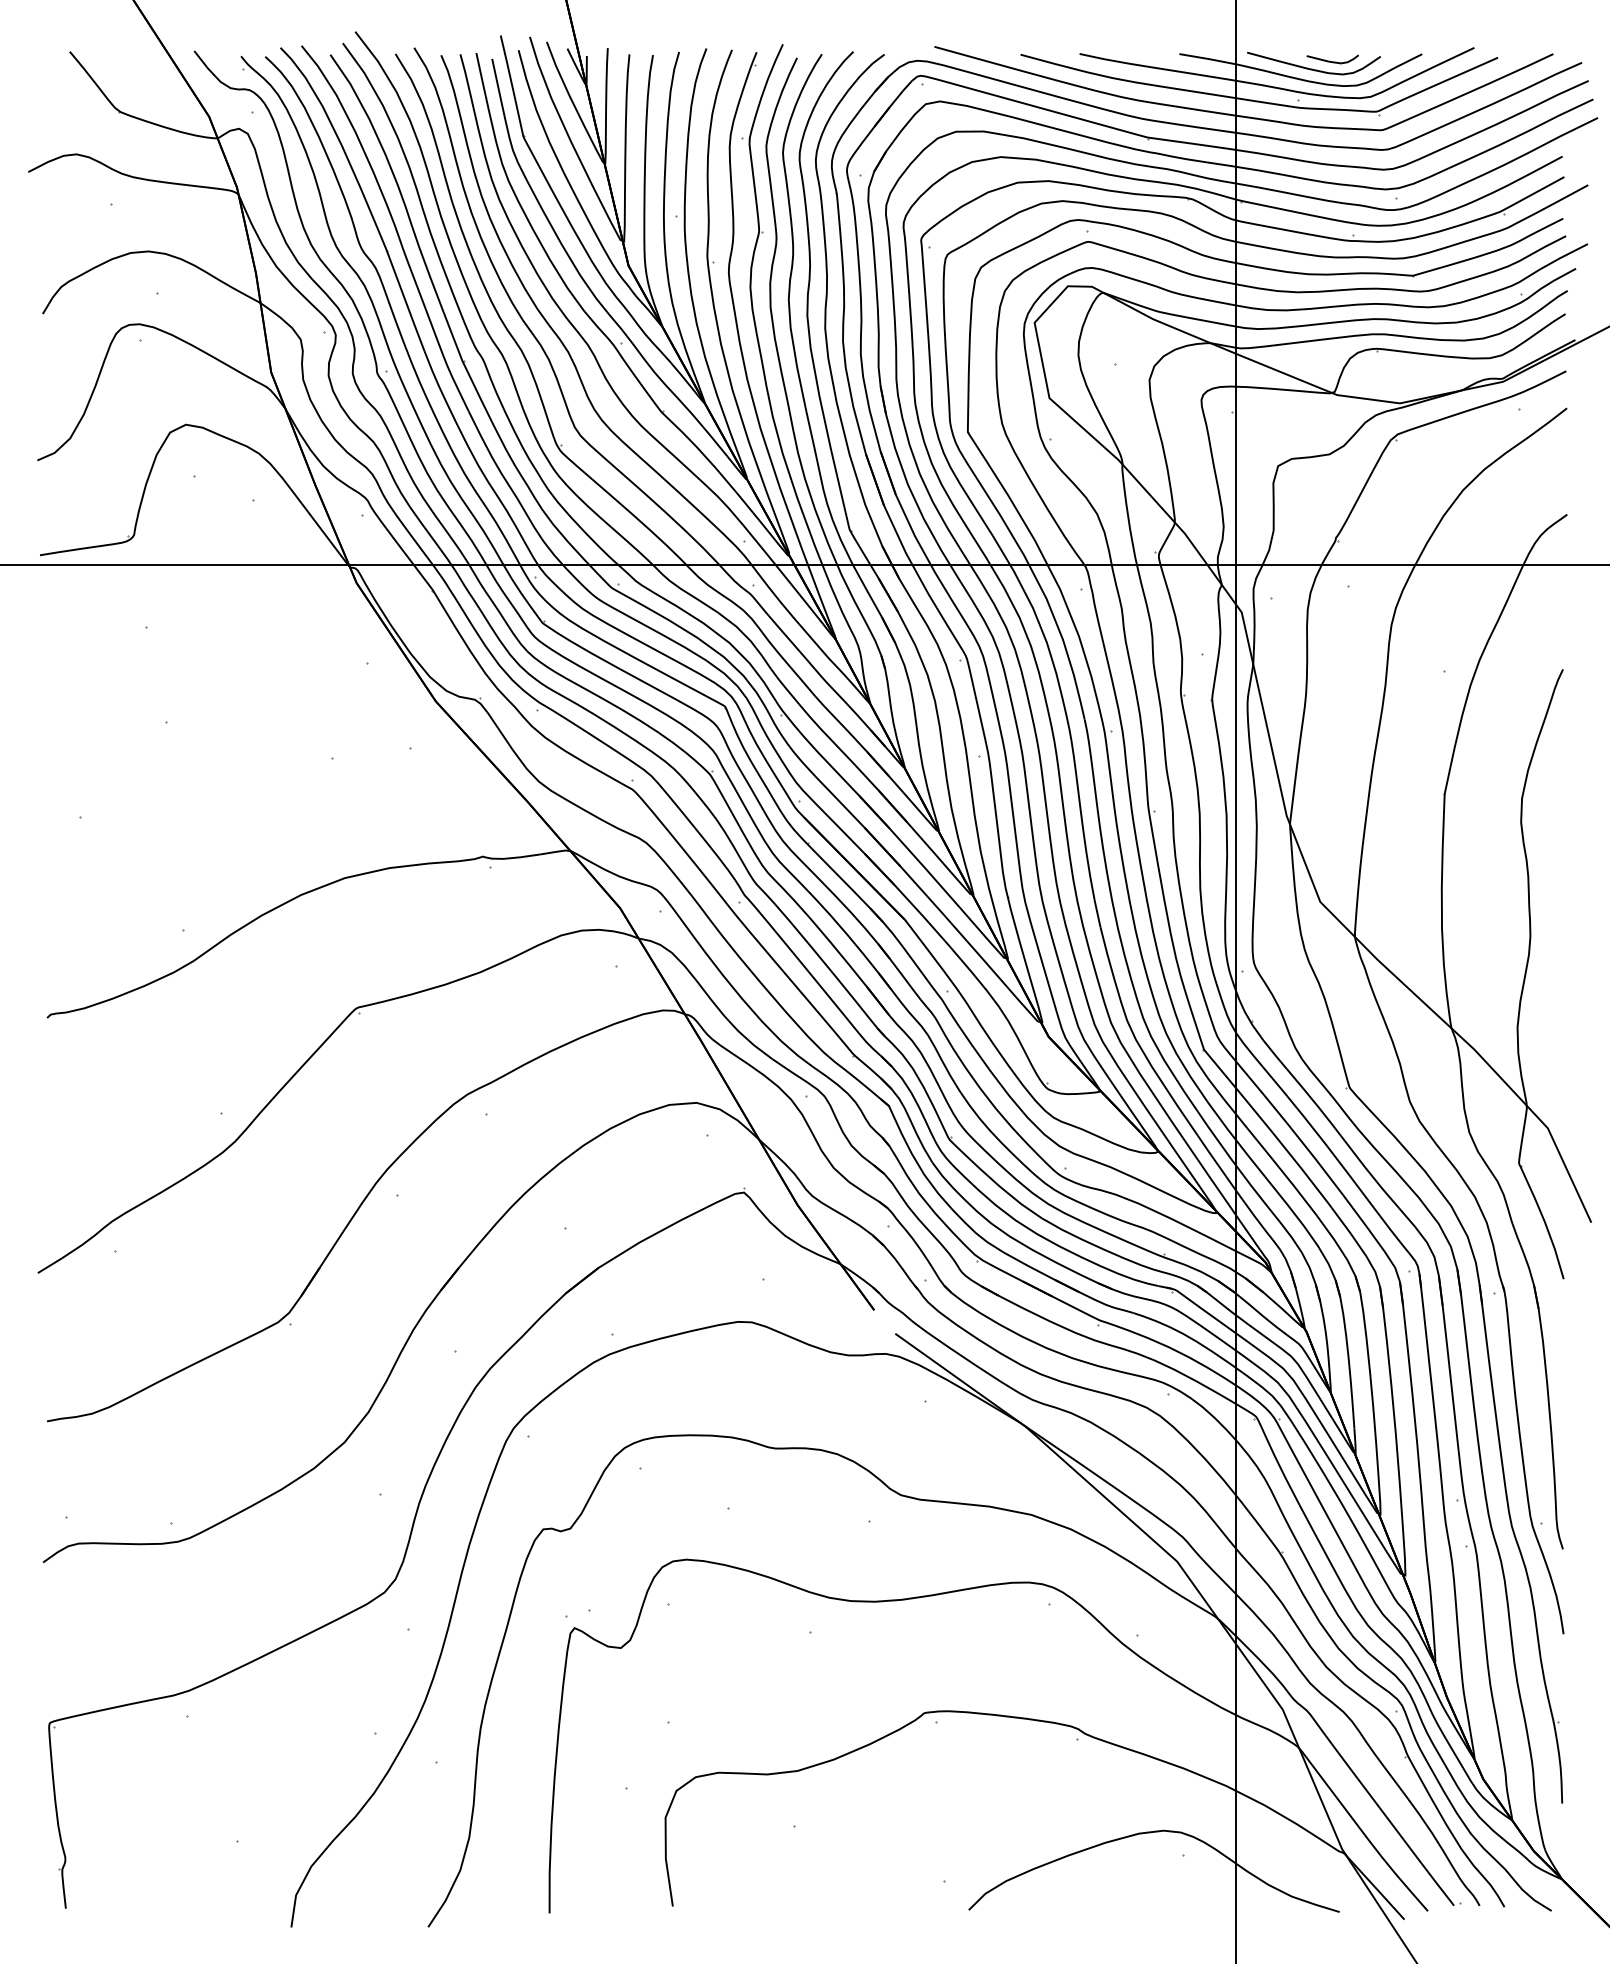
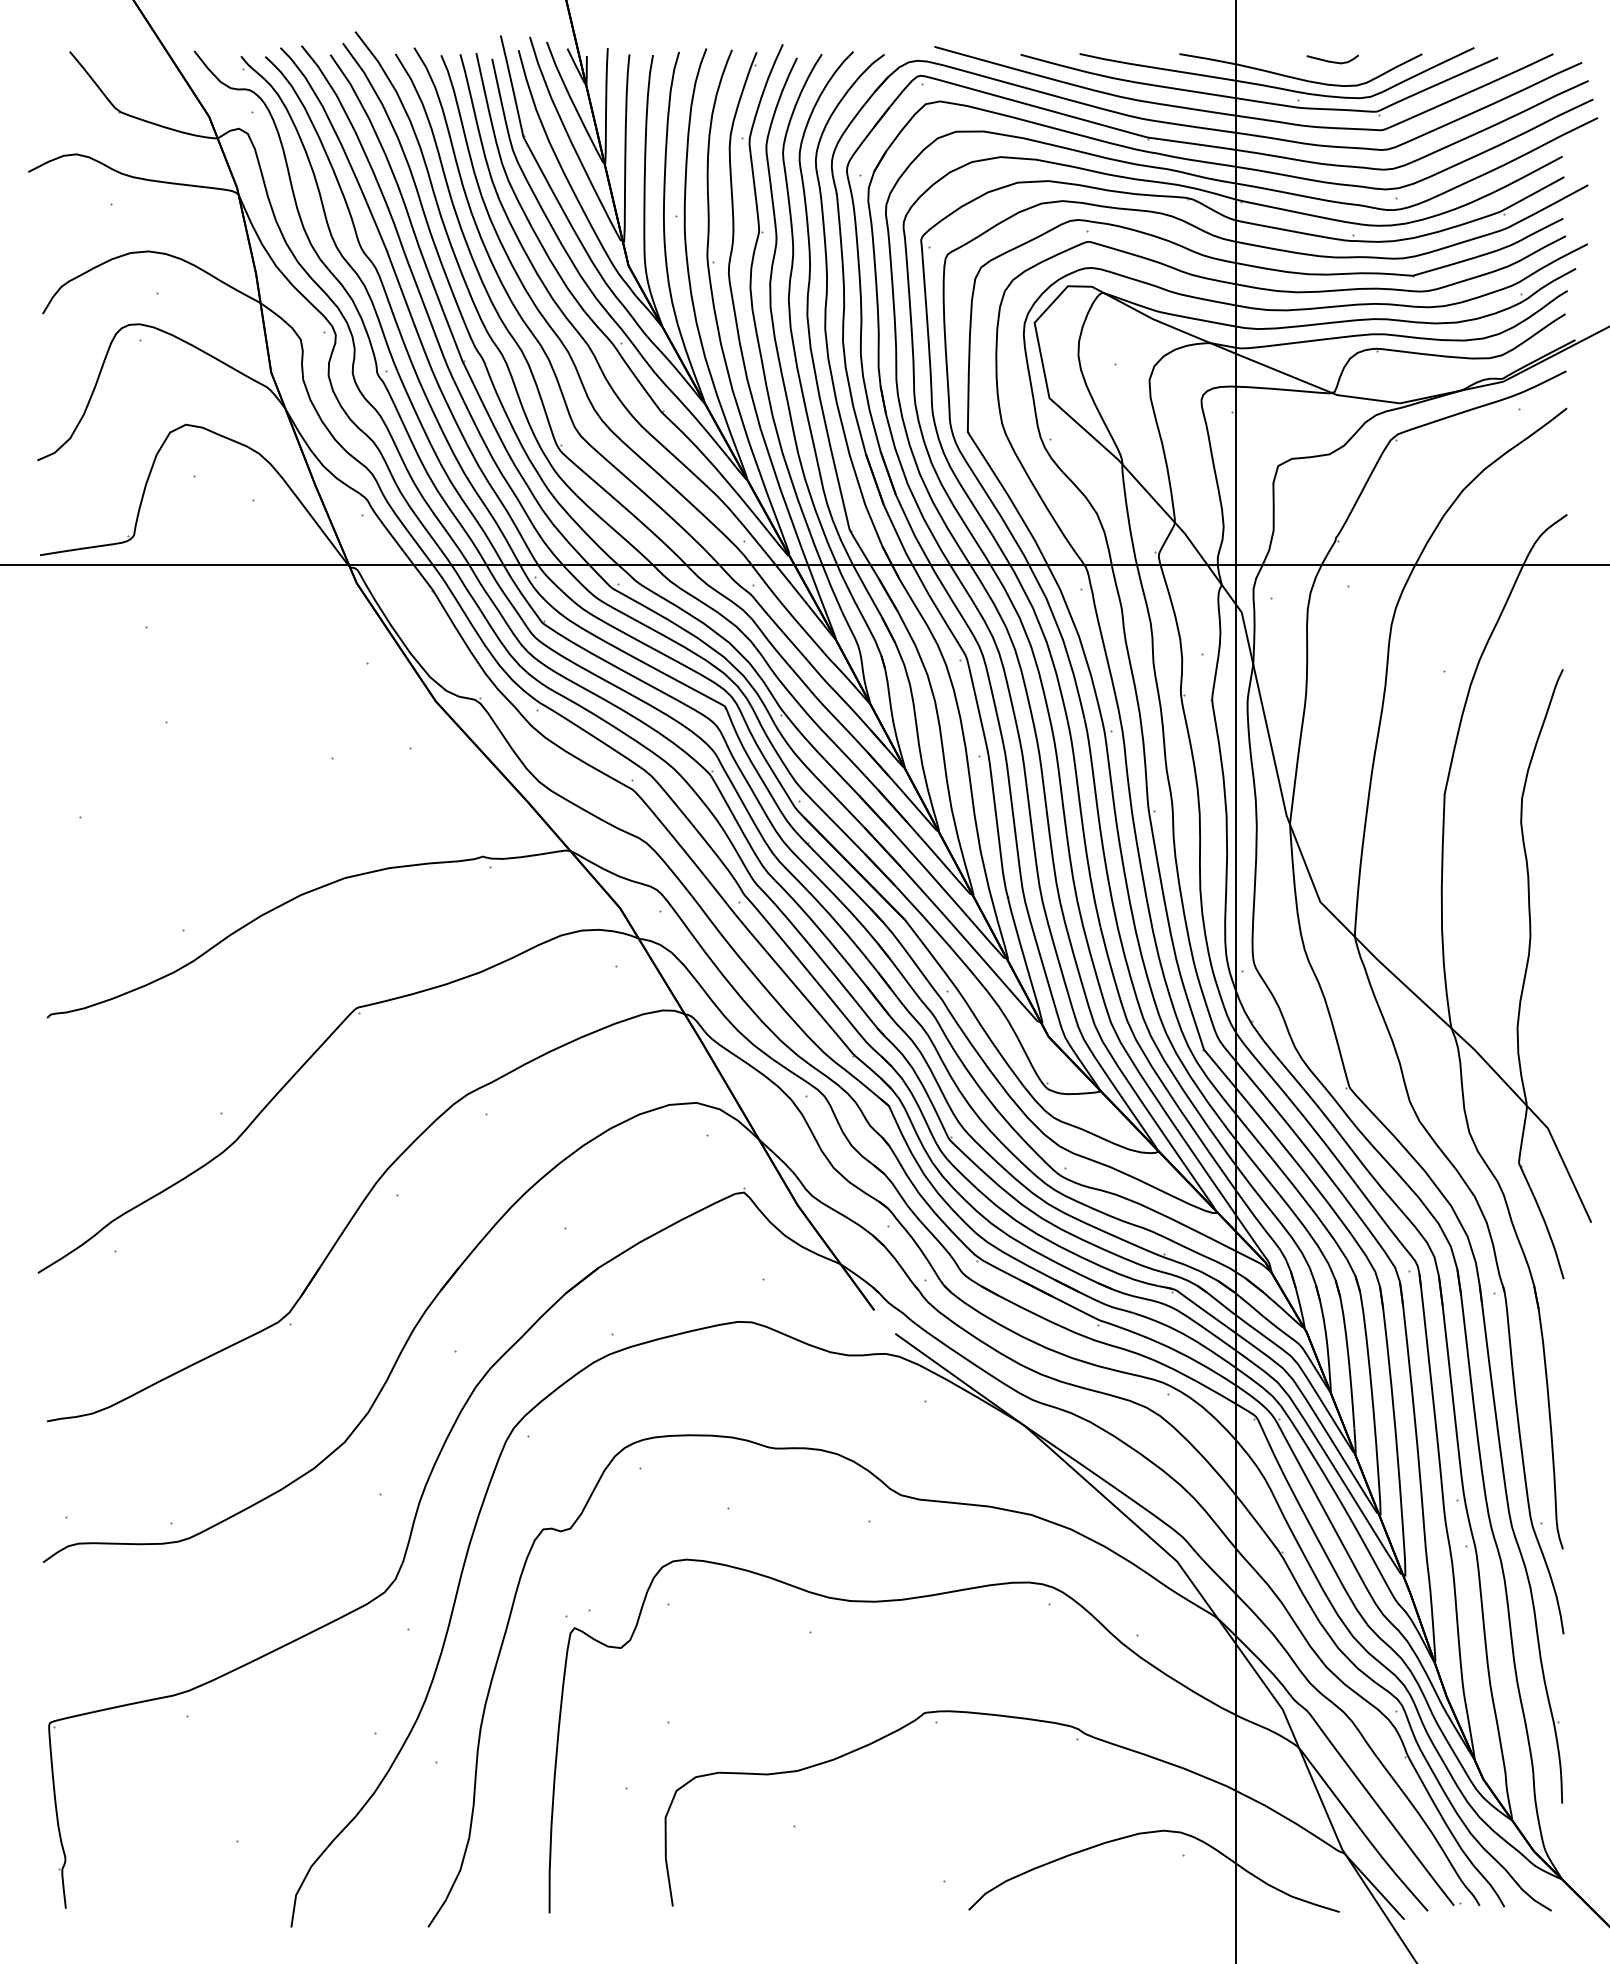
curve: present -> none (1312, 68)
